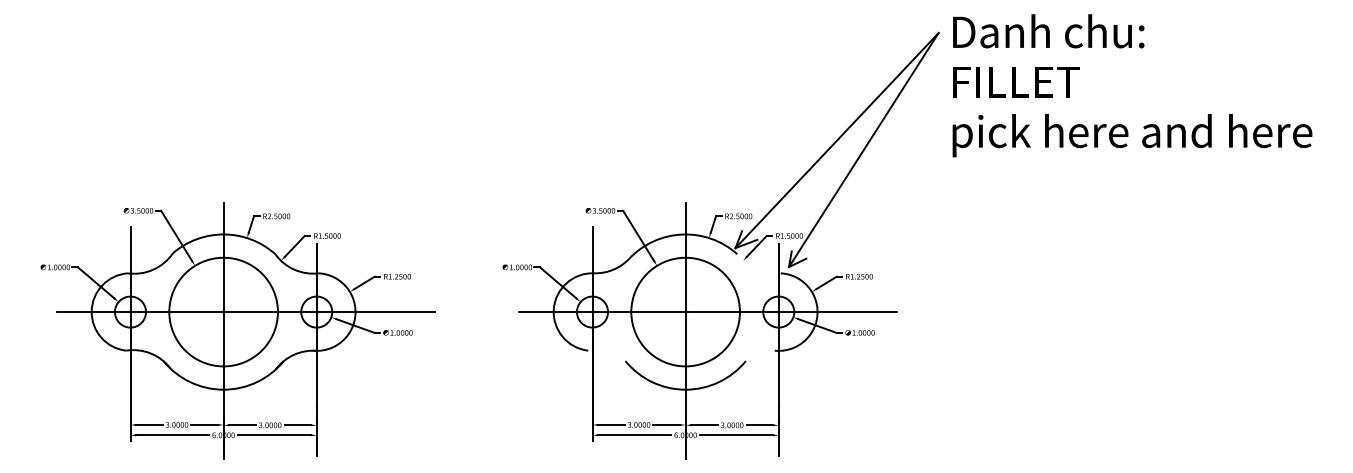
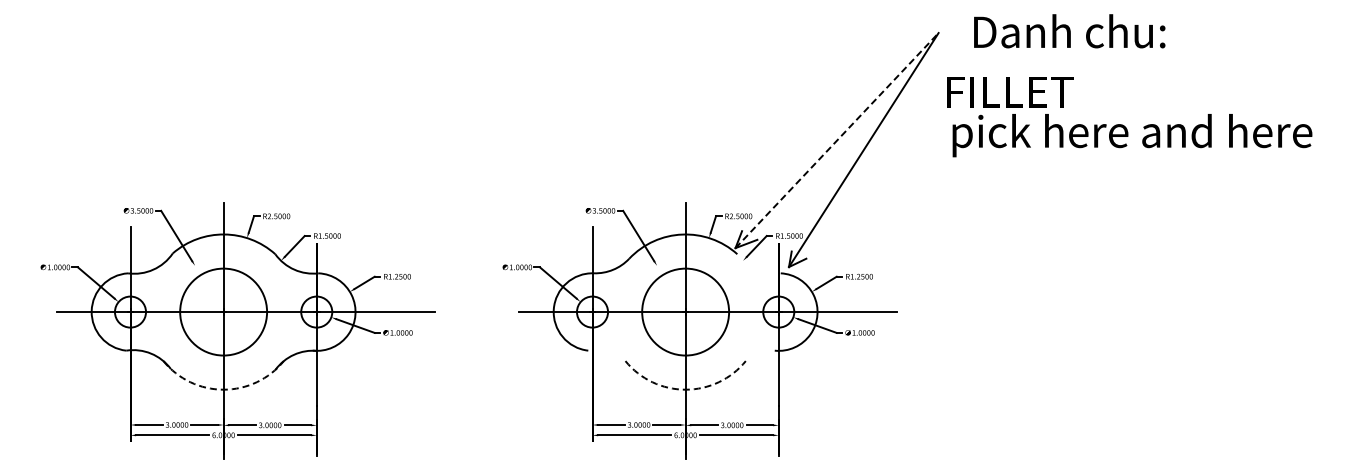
text position: (1048, 31) -> (1069, 31) (1069, 31)
text position: (1016, 82) -> (1010, 92) (1010, 92)
line: solid -> dashed (837, 140)
circle diameter: 109 px -> 87 px (223, 311)
circle diameter: 109 px -> 87 px (685, 311)
arc: solid -> dashed (223, 389)
arc: solid -> dashed (685, 389)
